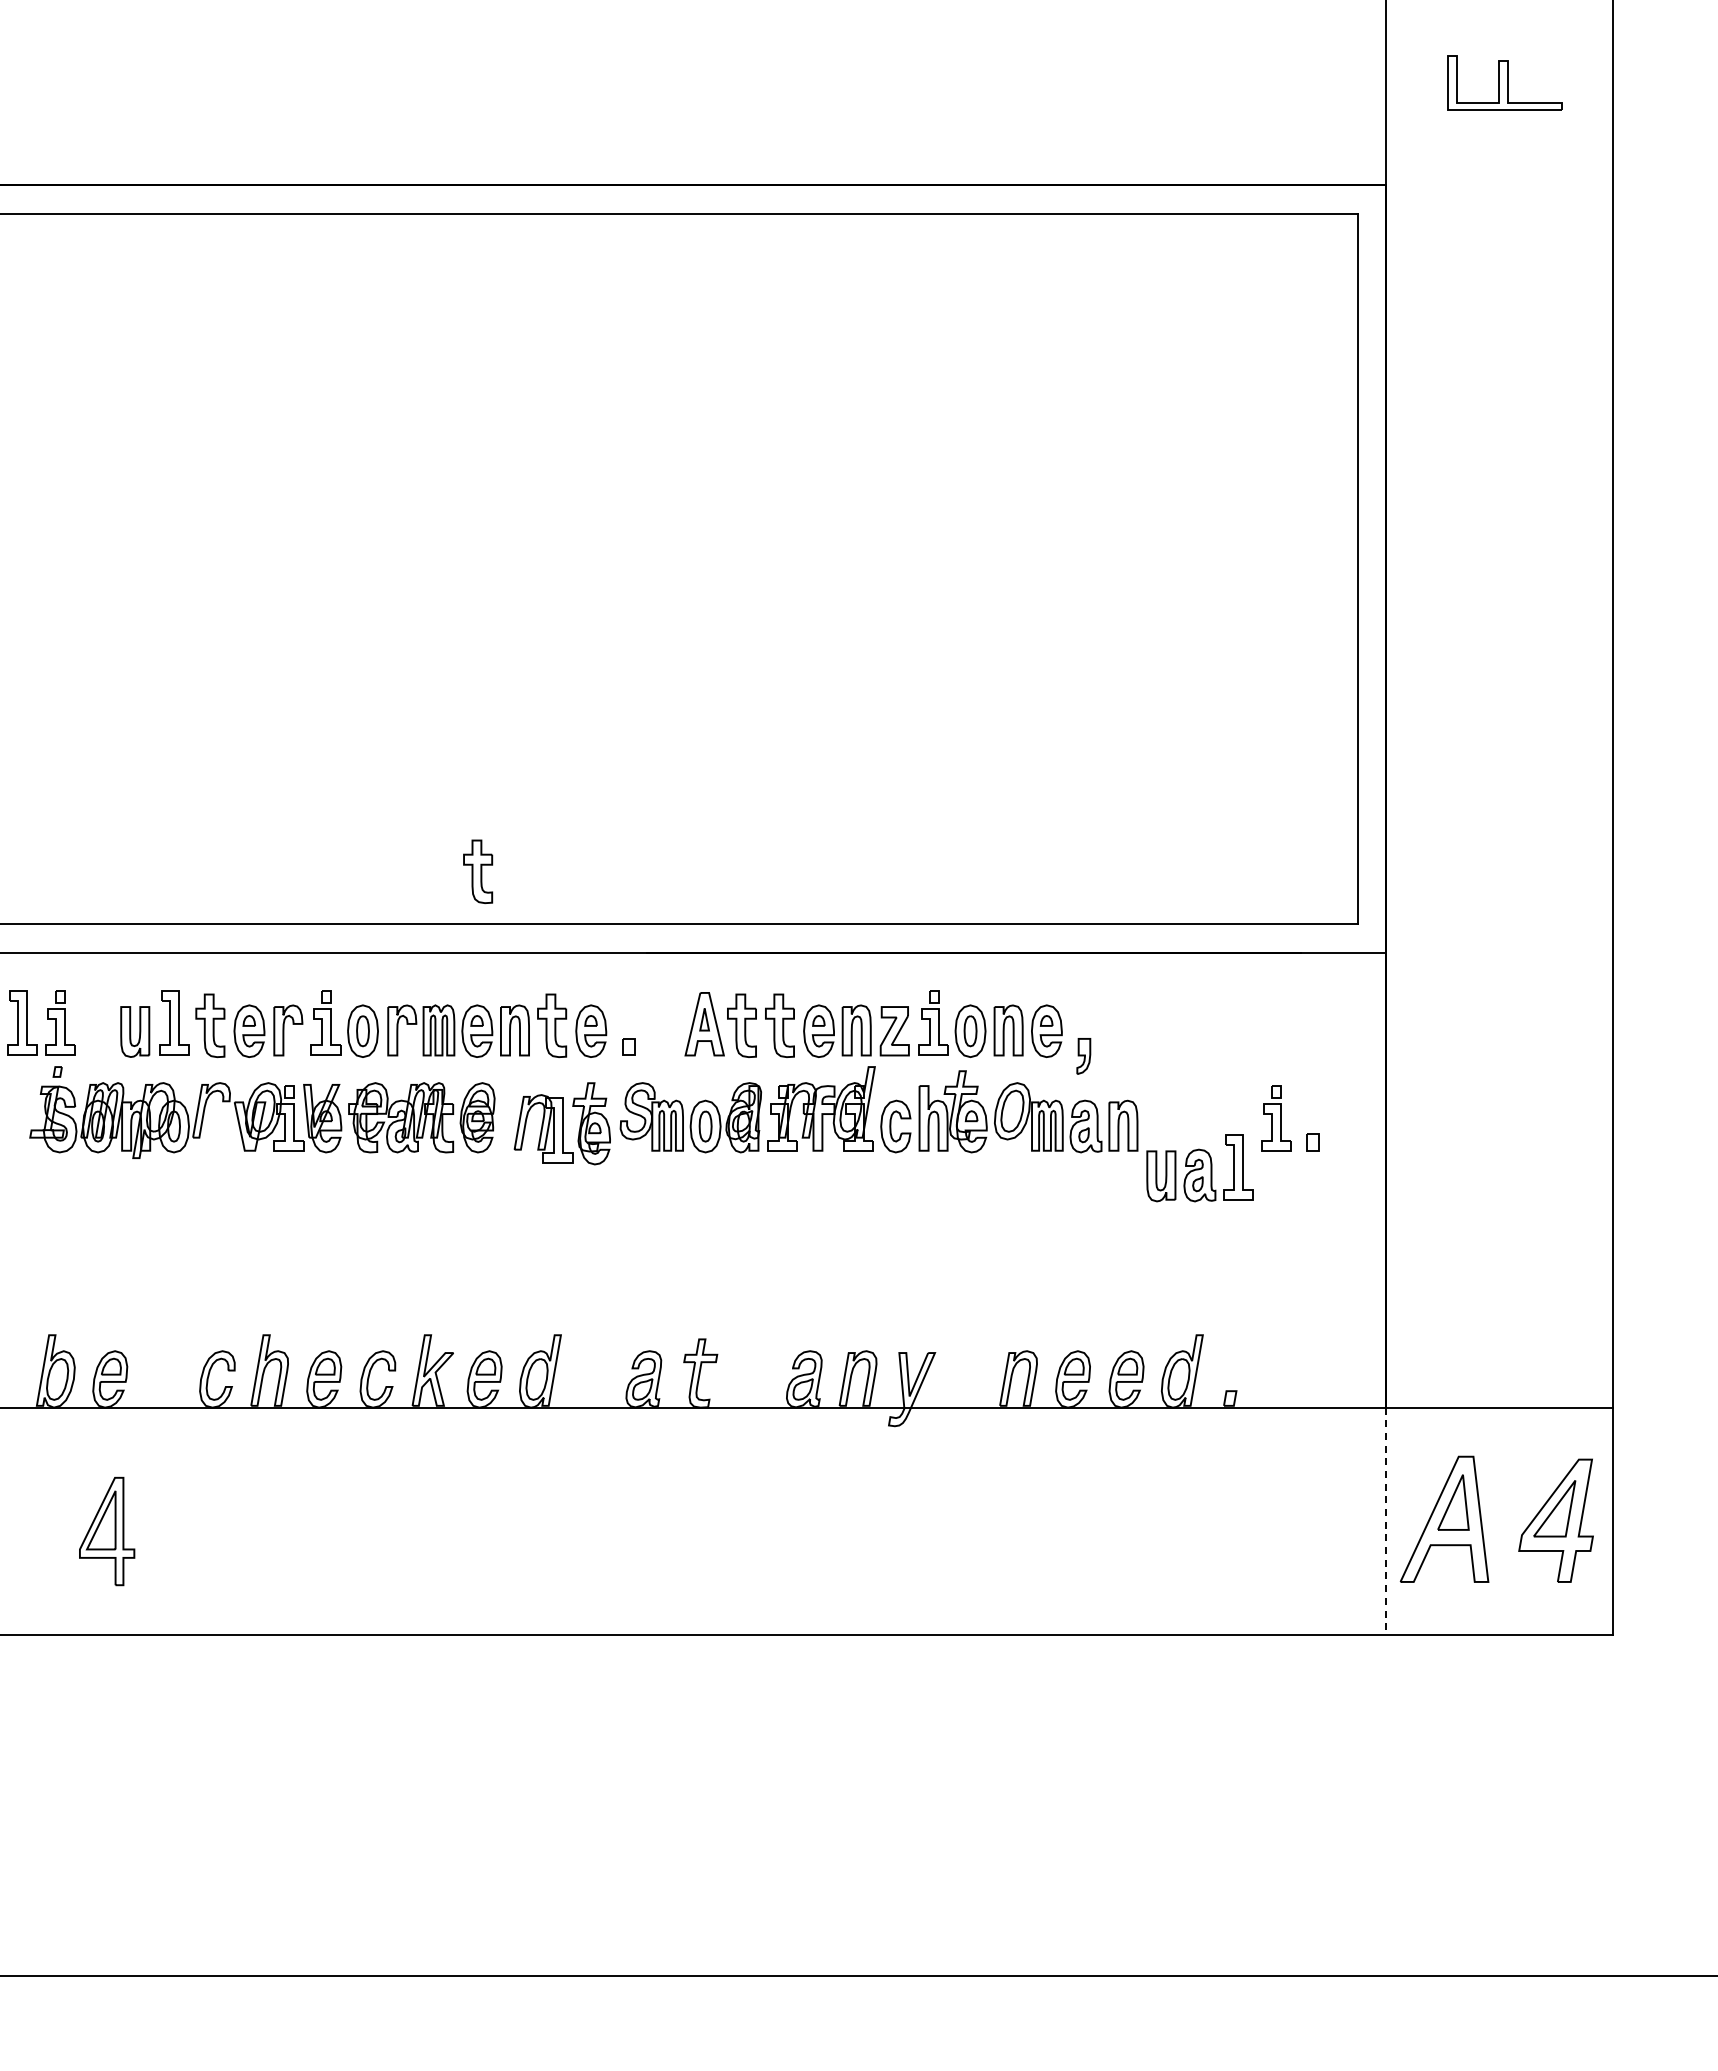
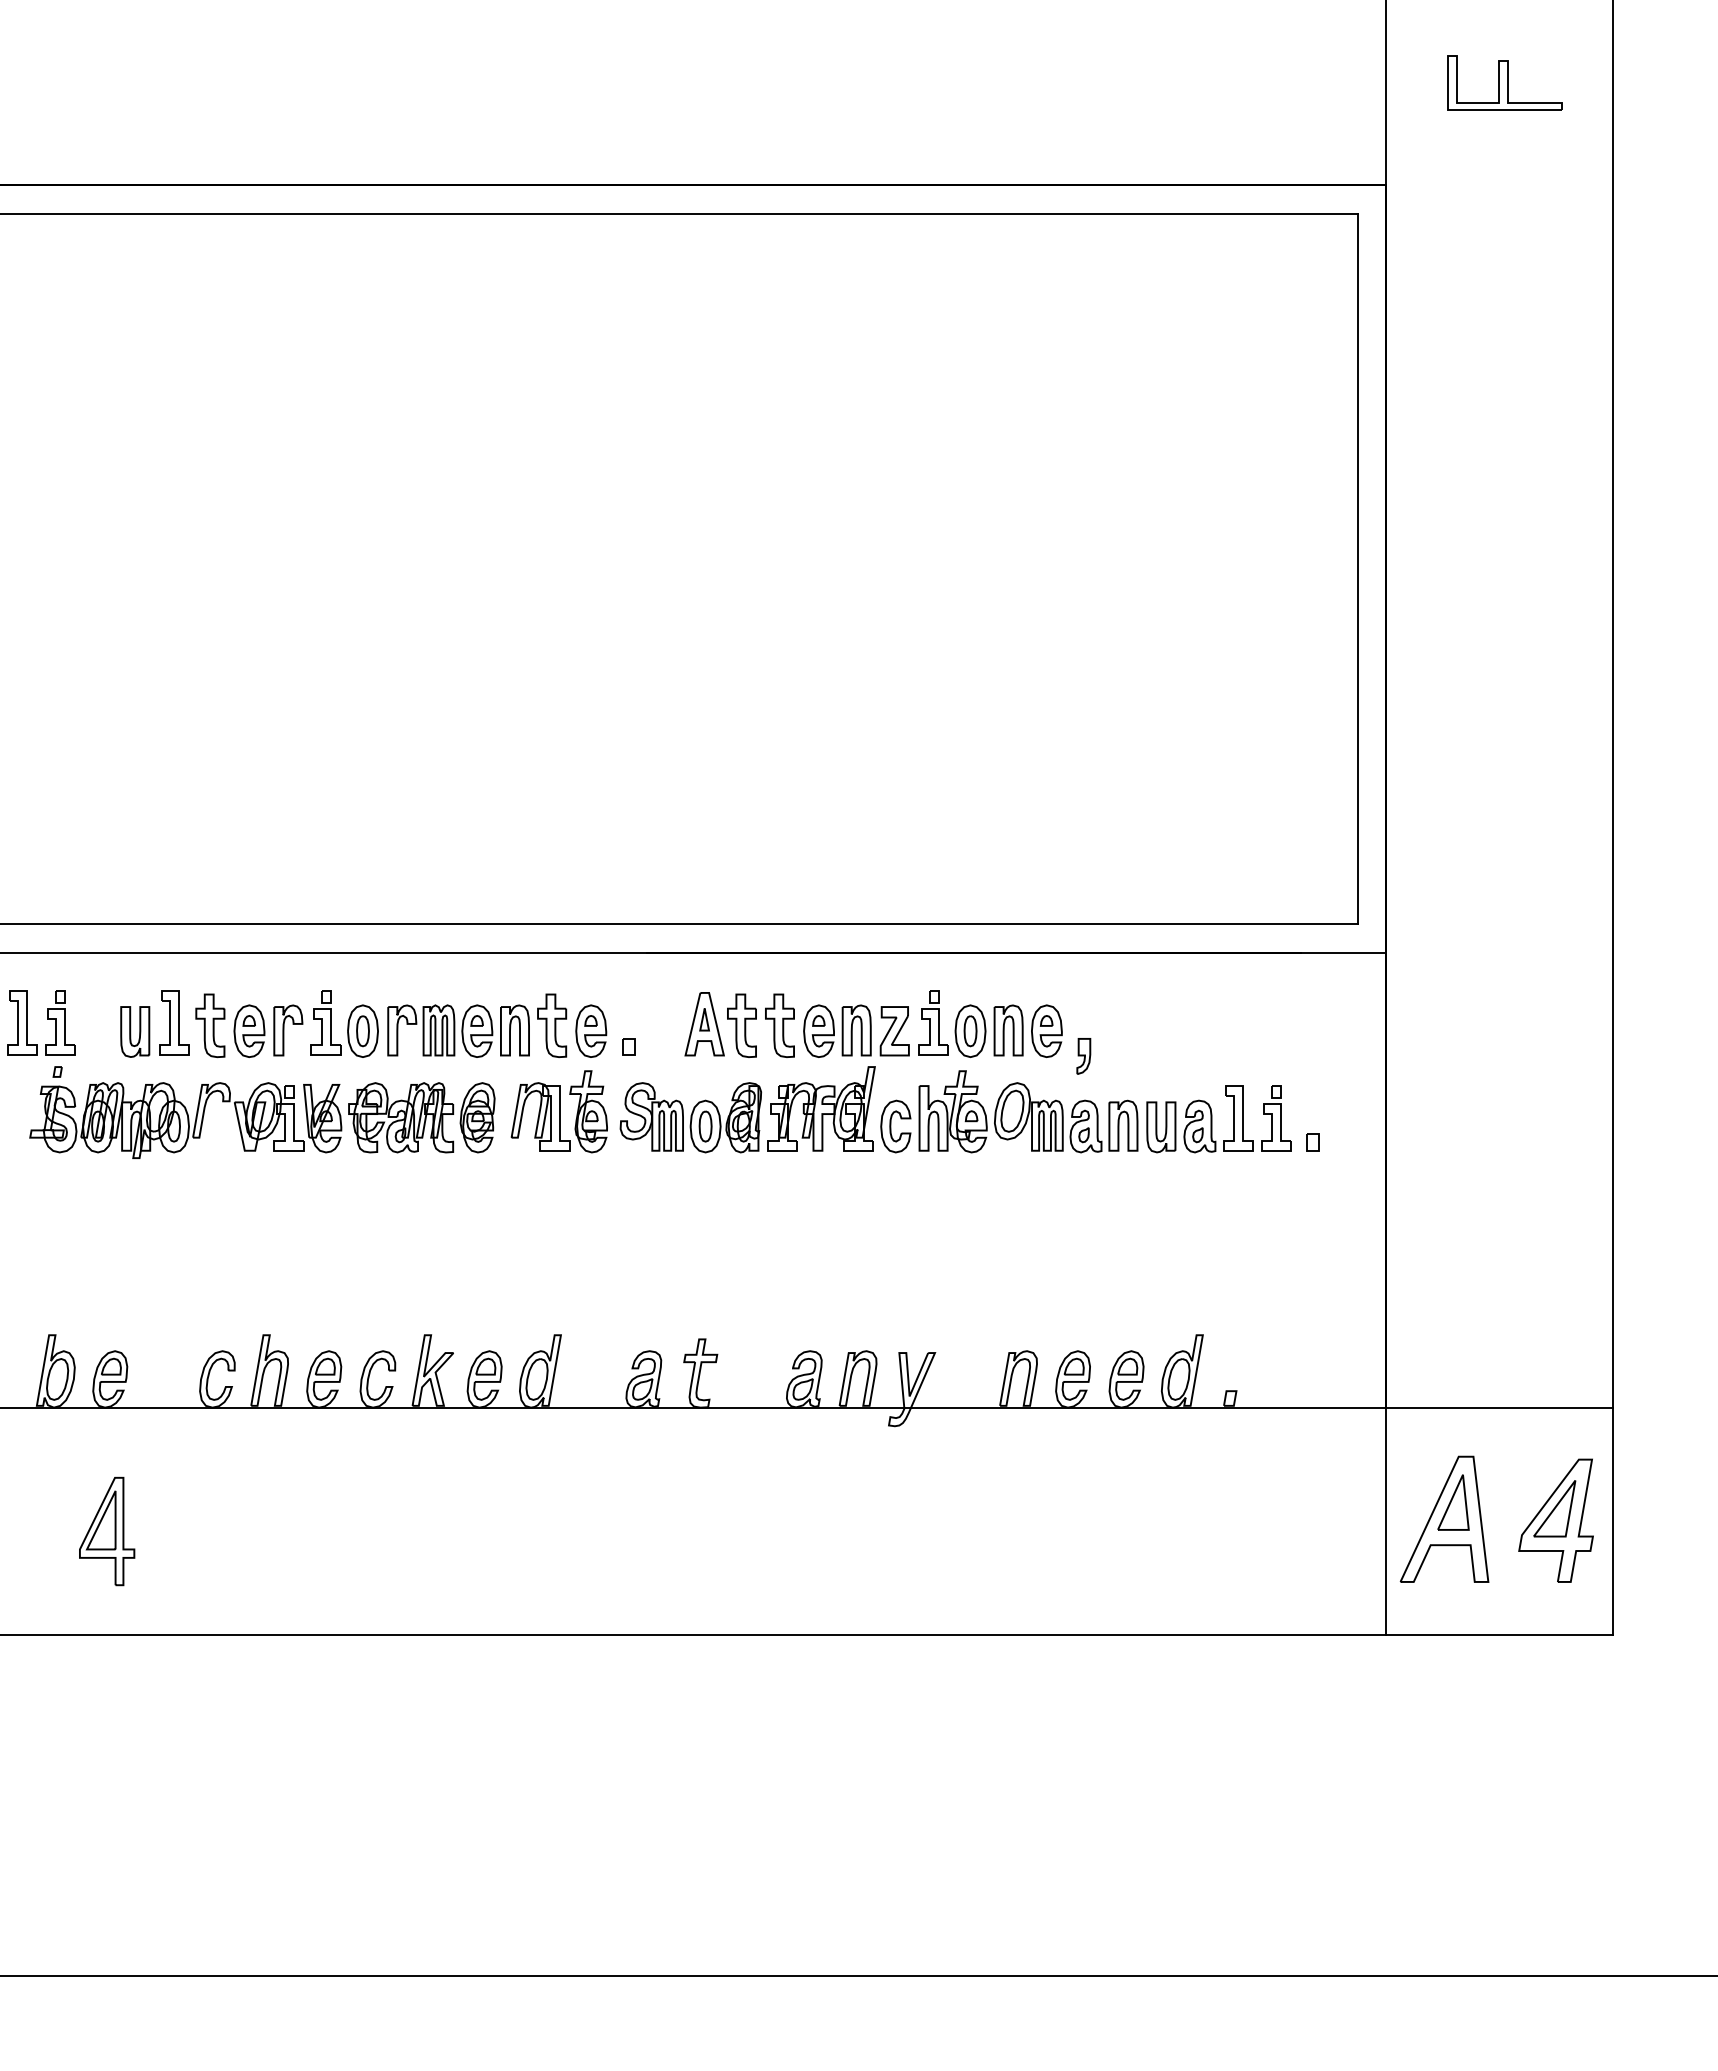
part: present -> none (478, 871)
part position: (561, 1123) -> (558, 1111) (558, 1111)
part position: (1199, 1168) -> (1199, 1119) (1199, 1119)
line: dashed -> solid (1386, 1521)
